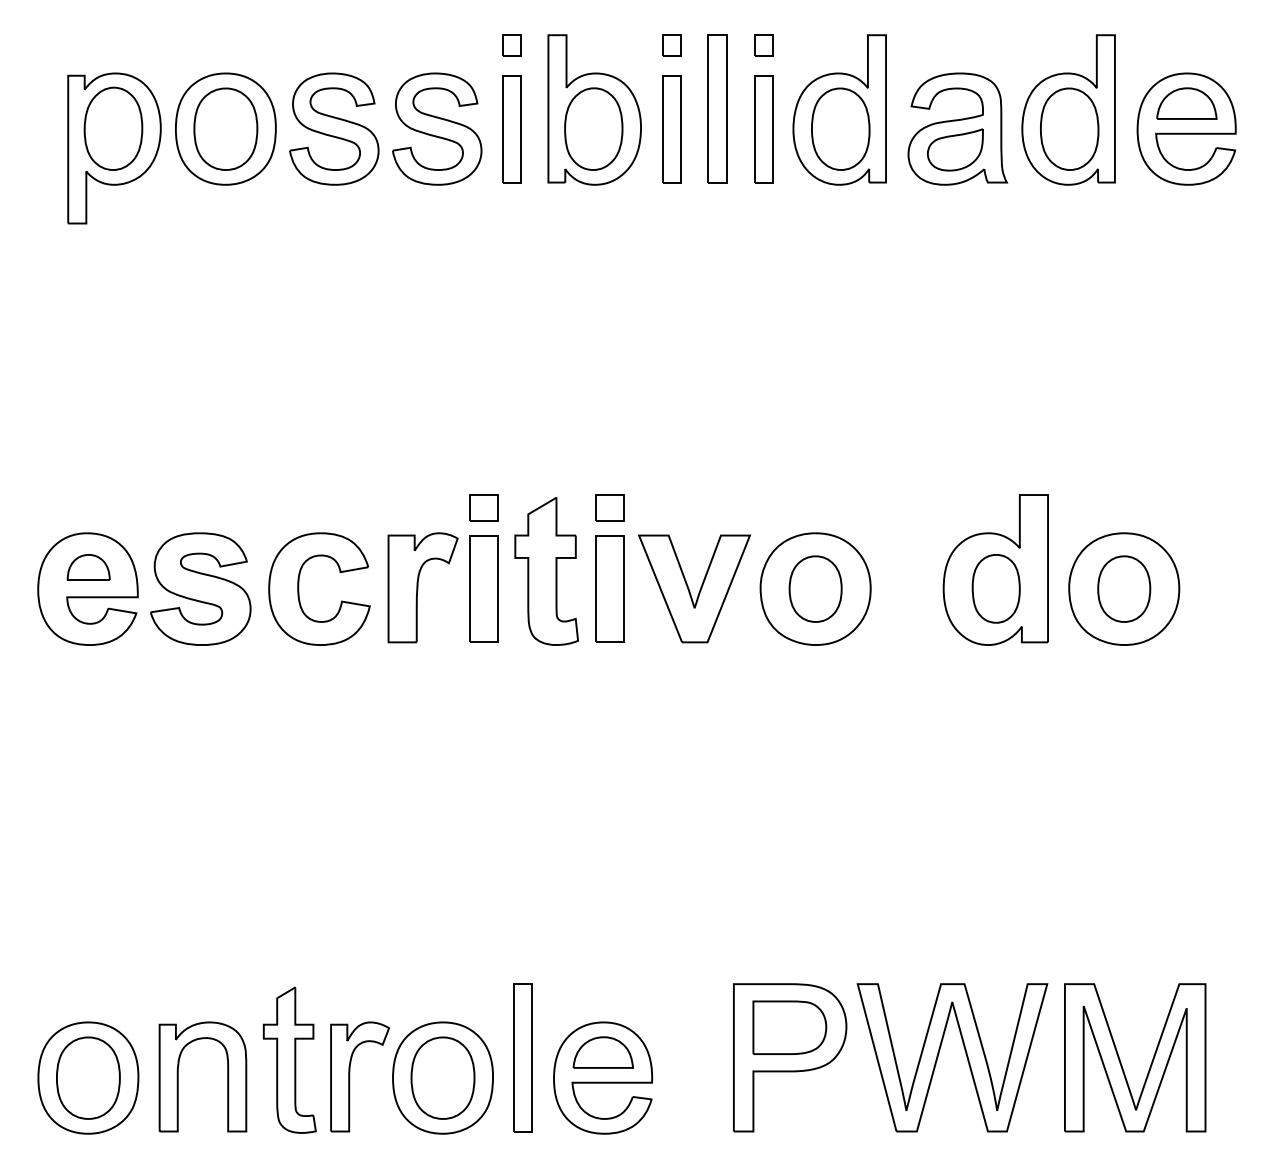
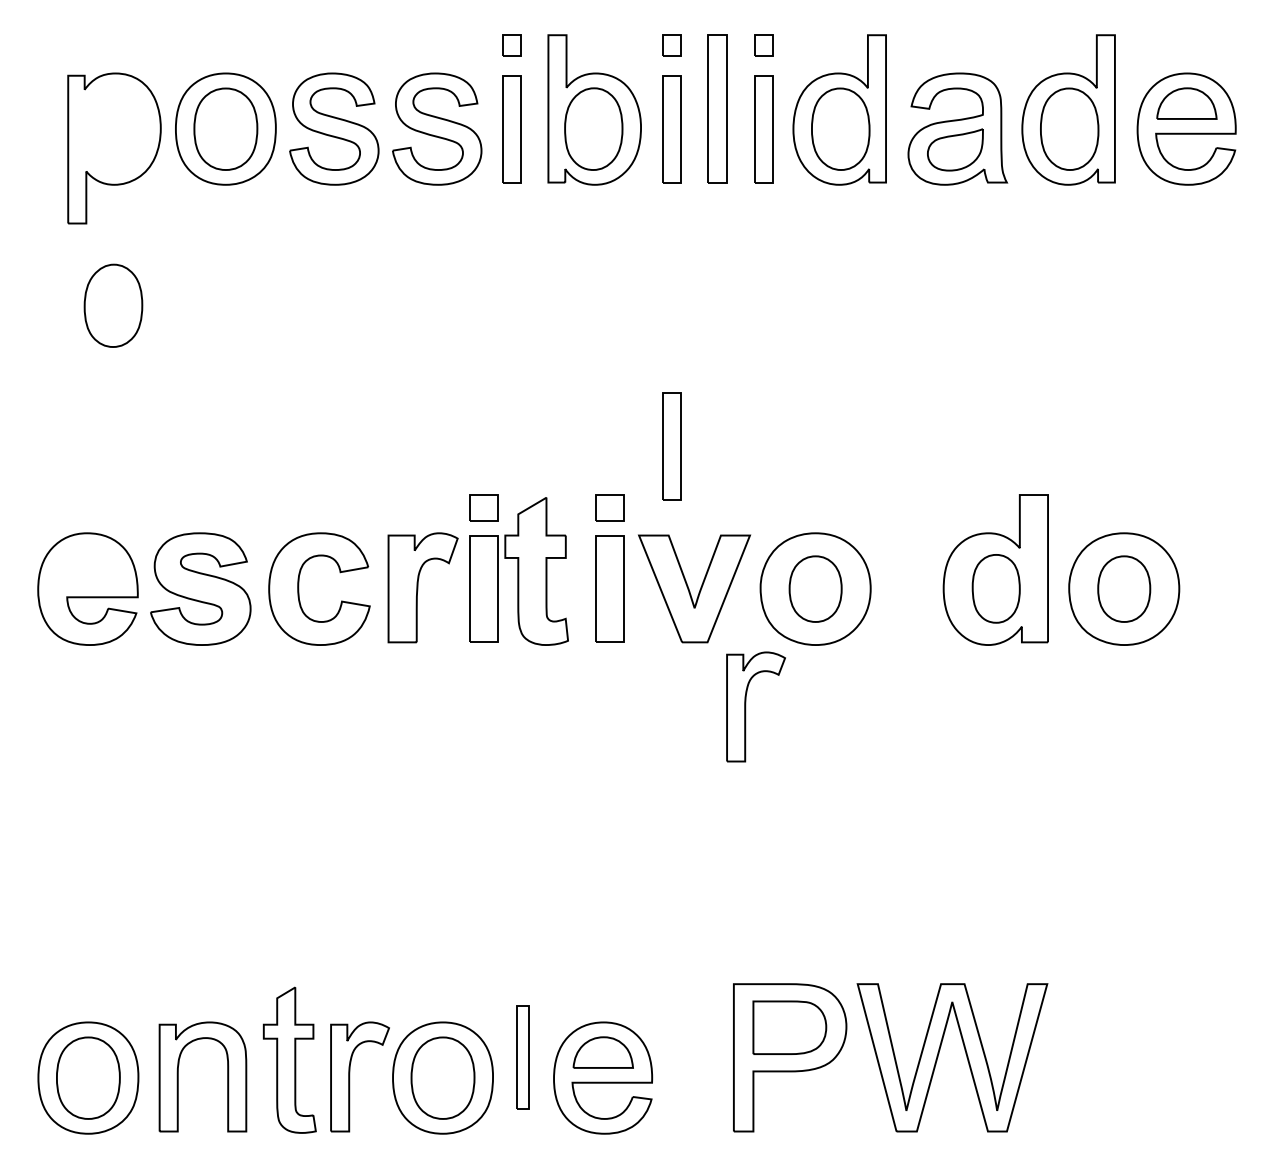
part position: (113, 128) -> (113, 305) (113, 305)
part: none -> present (671, 446)
part: present -> none (88, 567)
part position: (546, 571) -> (536, 571) (536, 571)
part: none -> present (746, 706)
part size: 20x150 px -> 14x105 px (522, 1057)
part: present -> none (1121, 1062)
